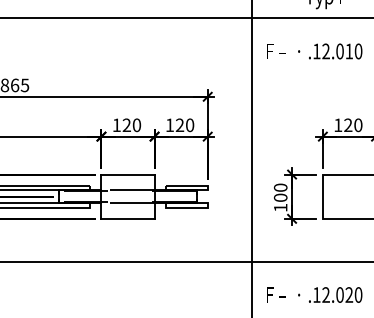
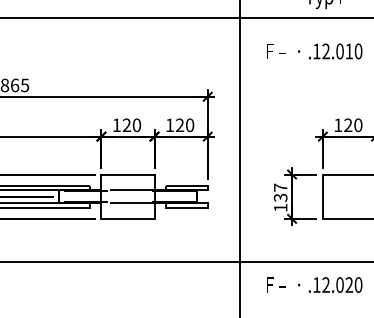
line position: (251, 158) -> (239, 158) (239, 158)
text: 100 -> 137 (280, 192)
text position: (314, 294) -> (314, 284) (314, 284)
